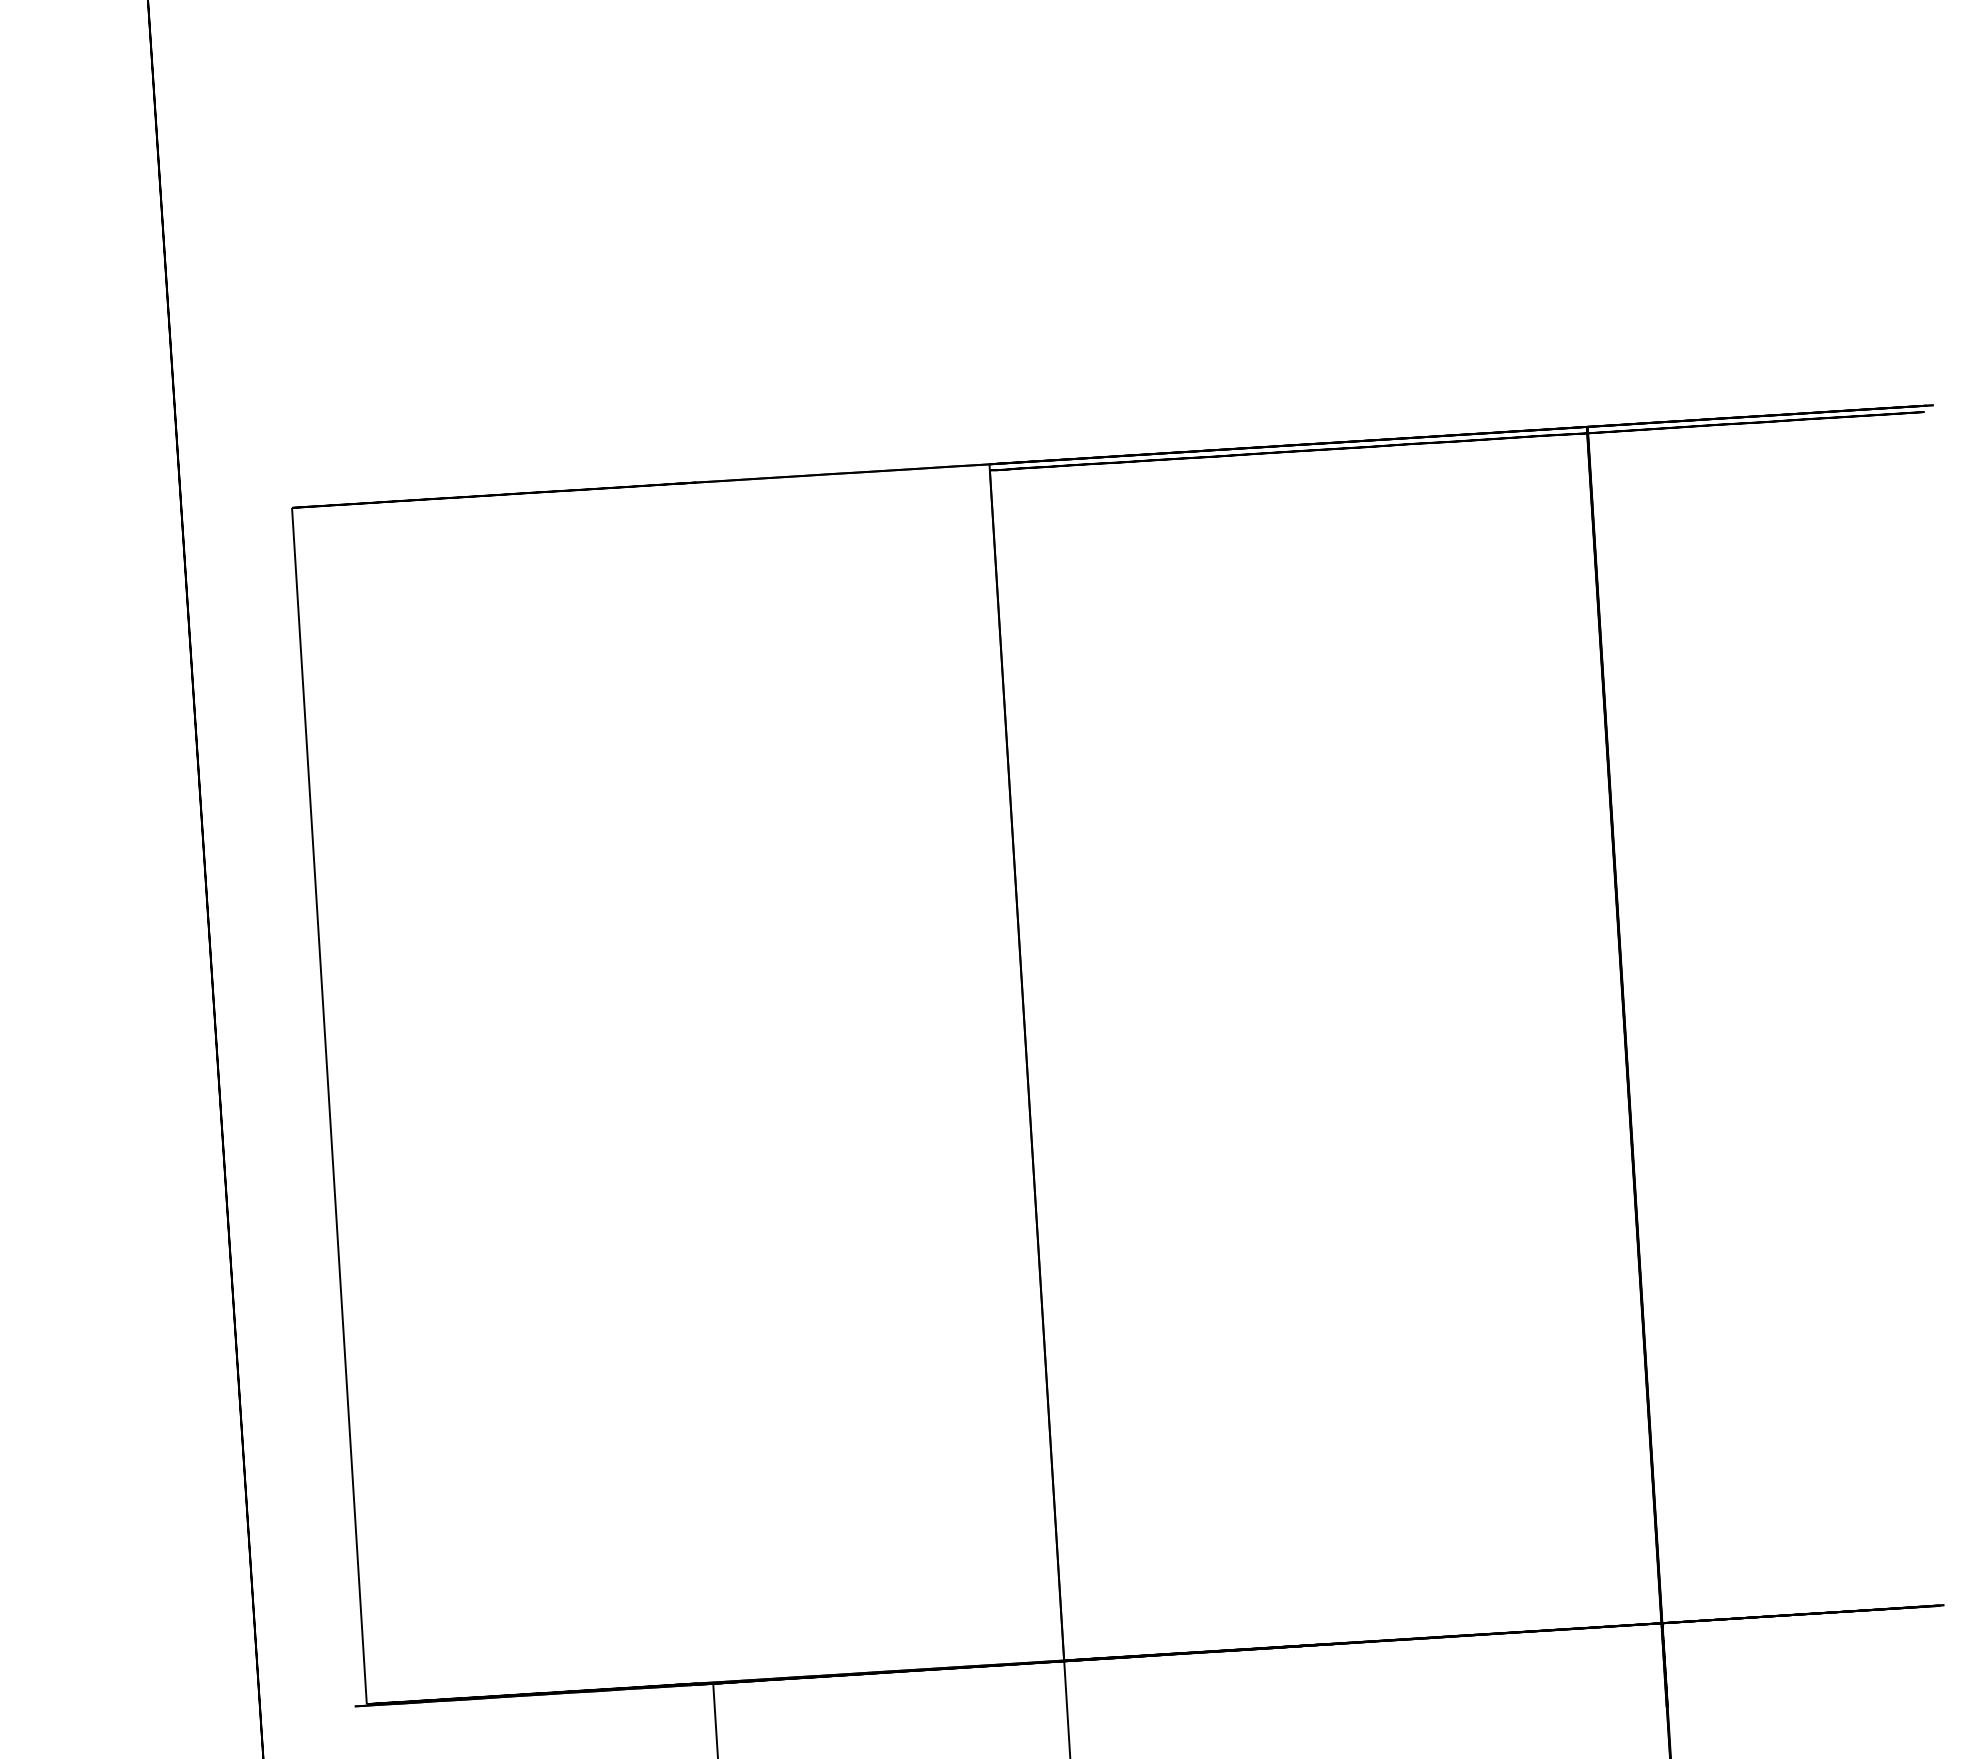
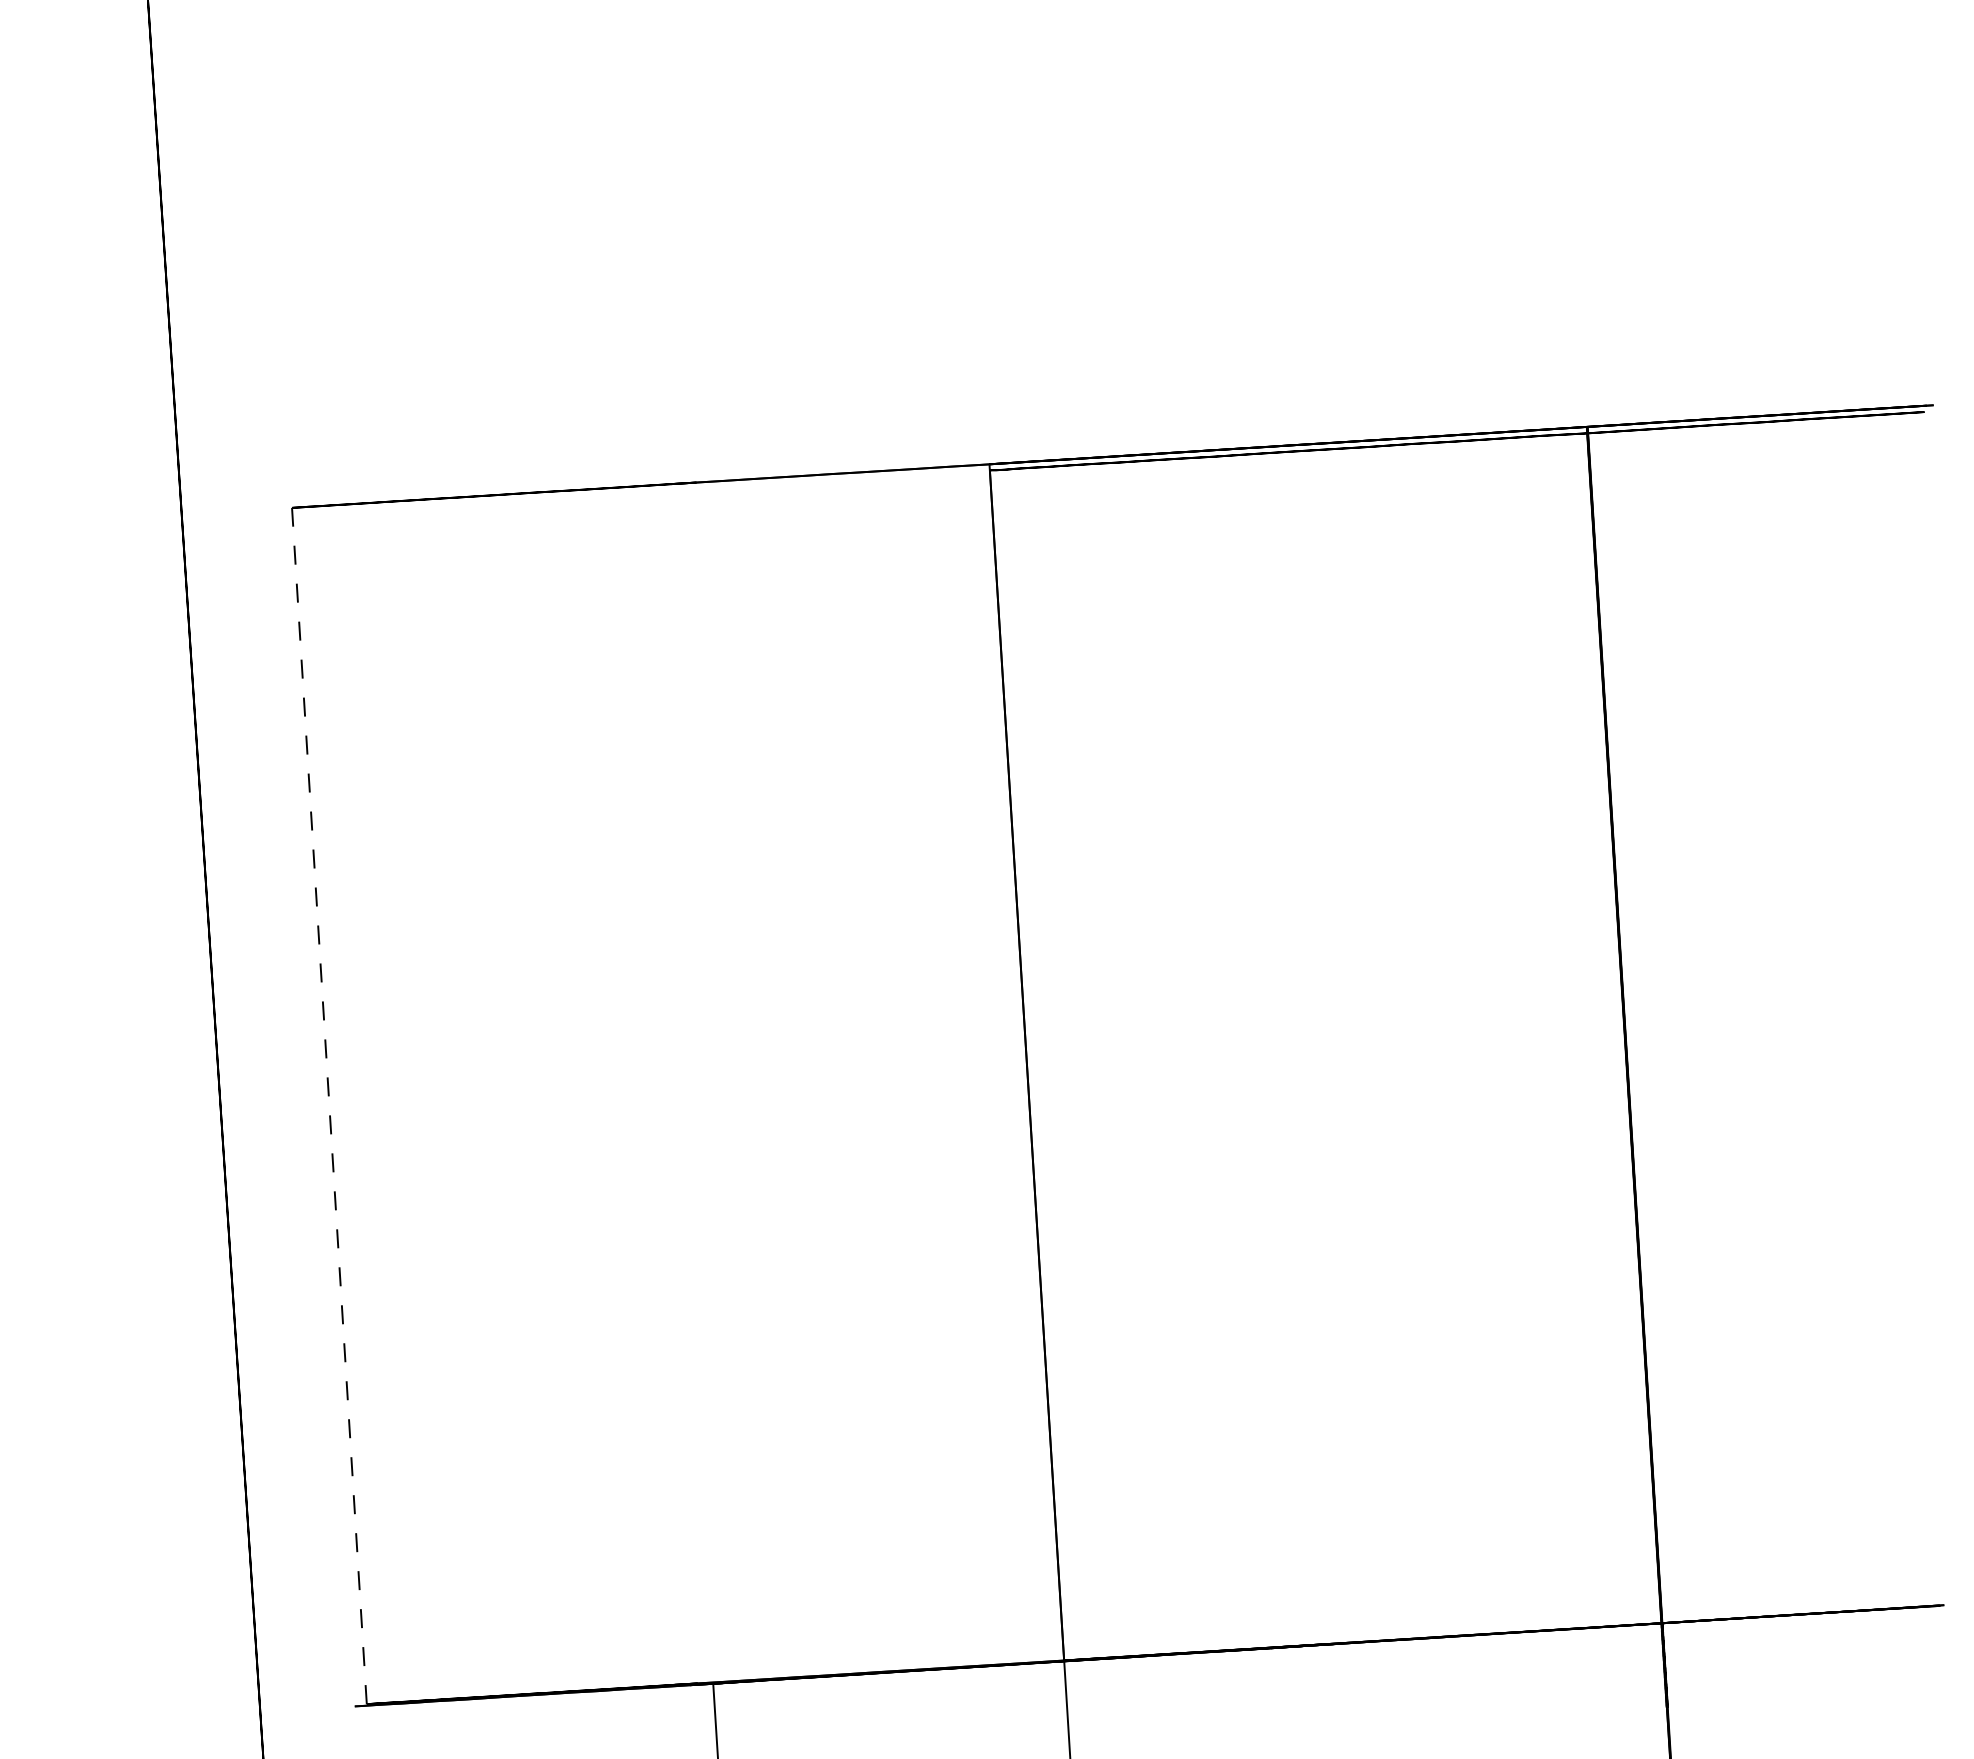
line: solid -> dashed (329, 1105)
